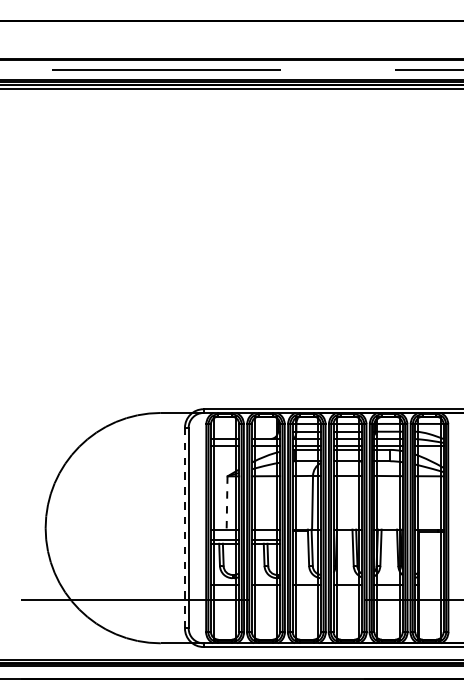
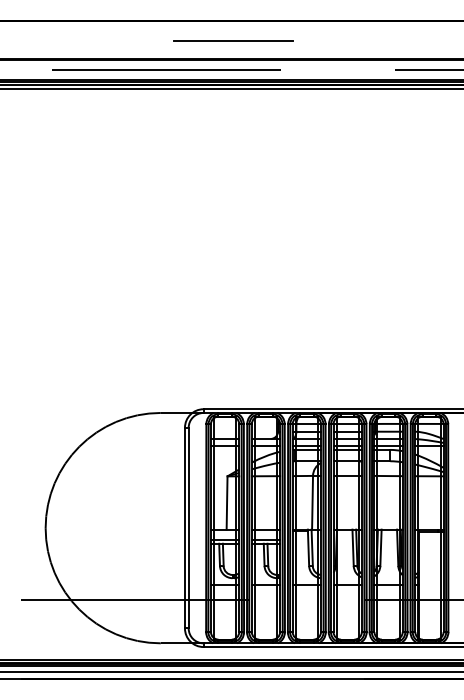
line: none -> present (233, 40)
line: dashed -> solid (227, 503)
line: dashed -> solid (184, 527)
line: none -> present (231, 671)
